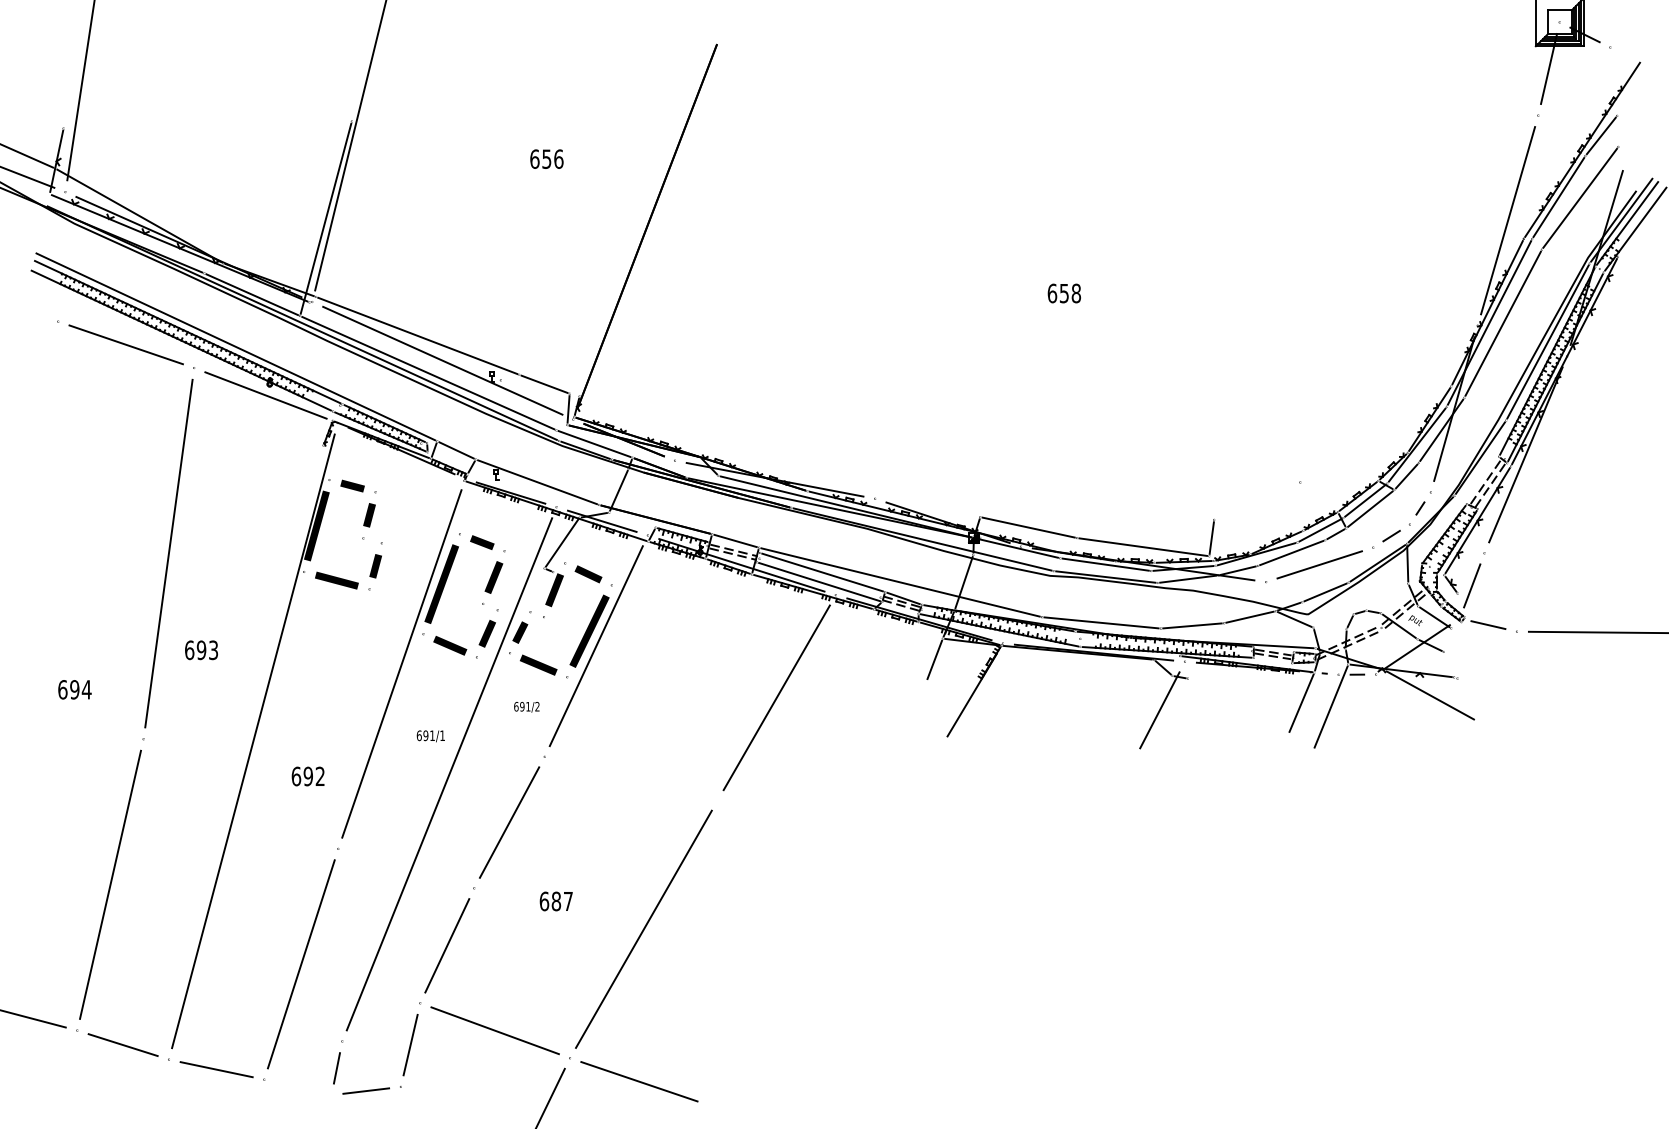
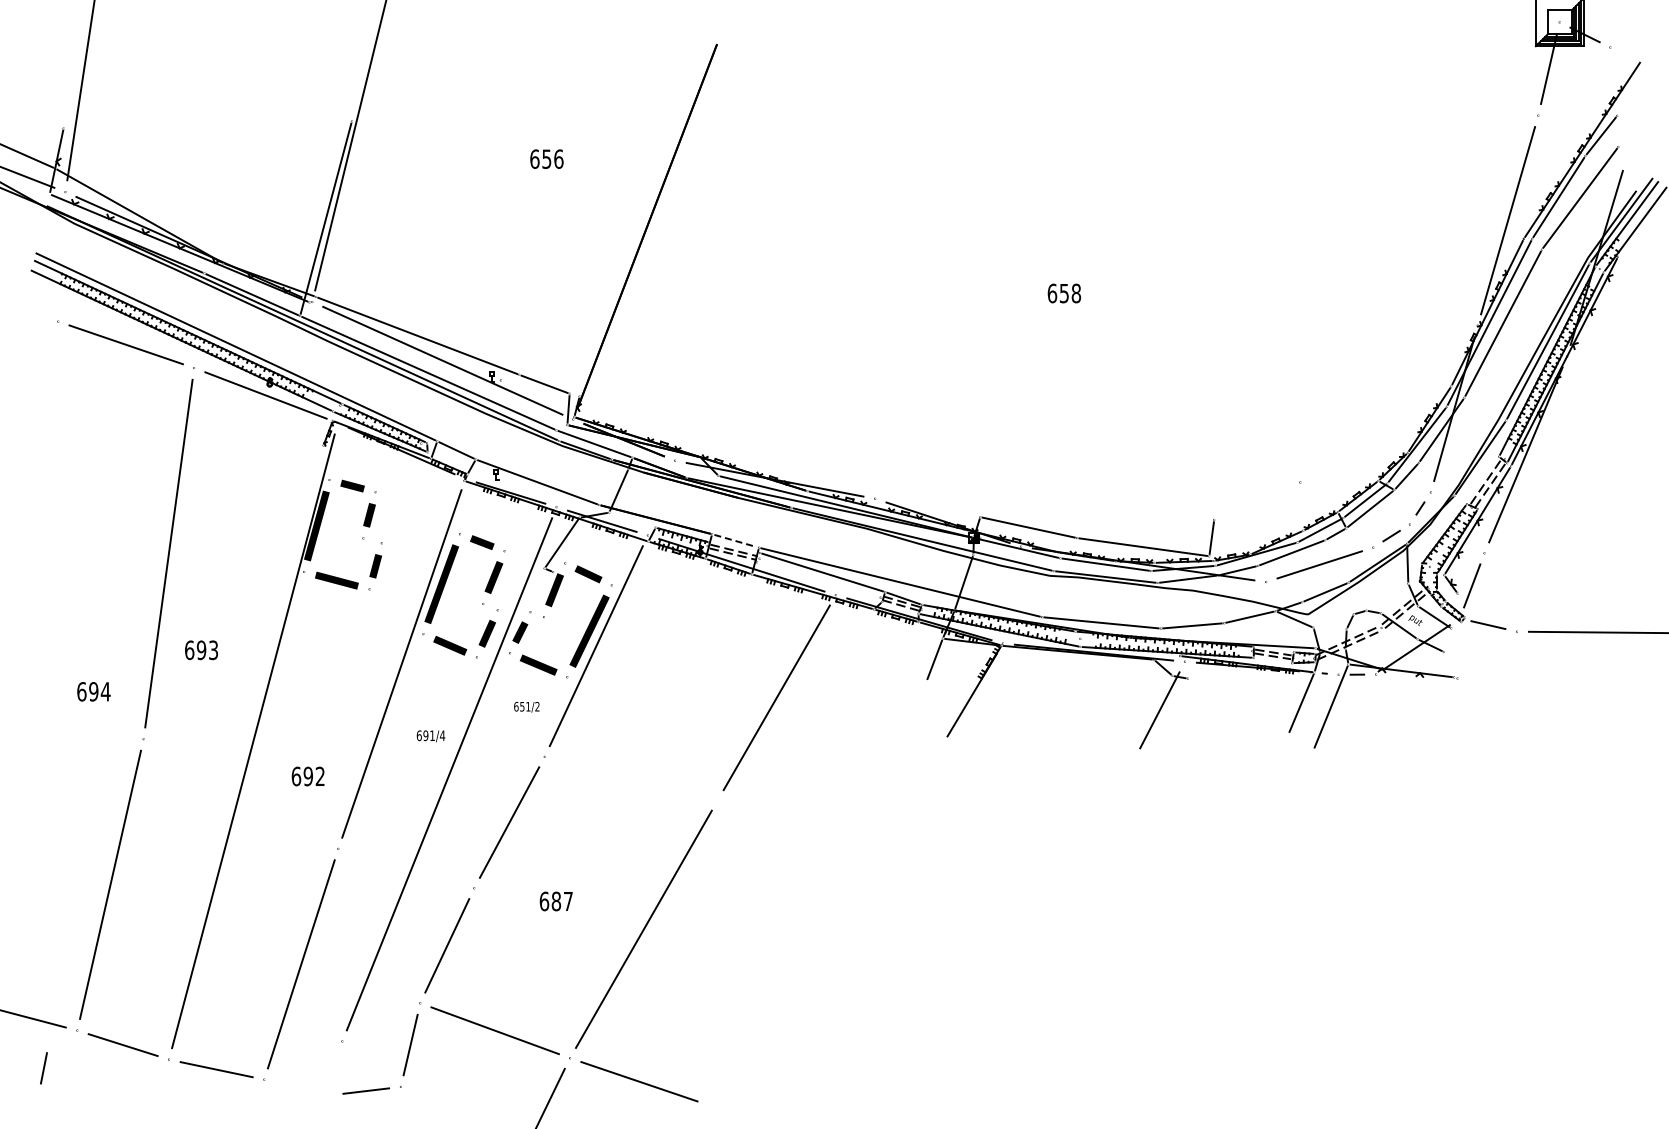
line: solid -> dashed (736, 541)
line: present -> none (819, 582)
text position: (74, 689) -> (93, 691) (93, 691)
line: present -> none (1429, 695)
text: 691/2 -> 651/2 (522, 706)
text: 691/1 -> 691/4 (442, 735)
line position: (336, 1068) -> (43, 1068) (43, 1068)
